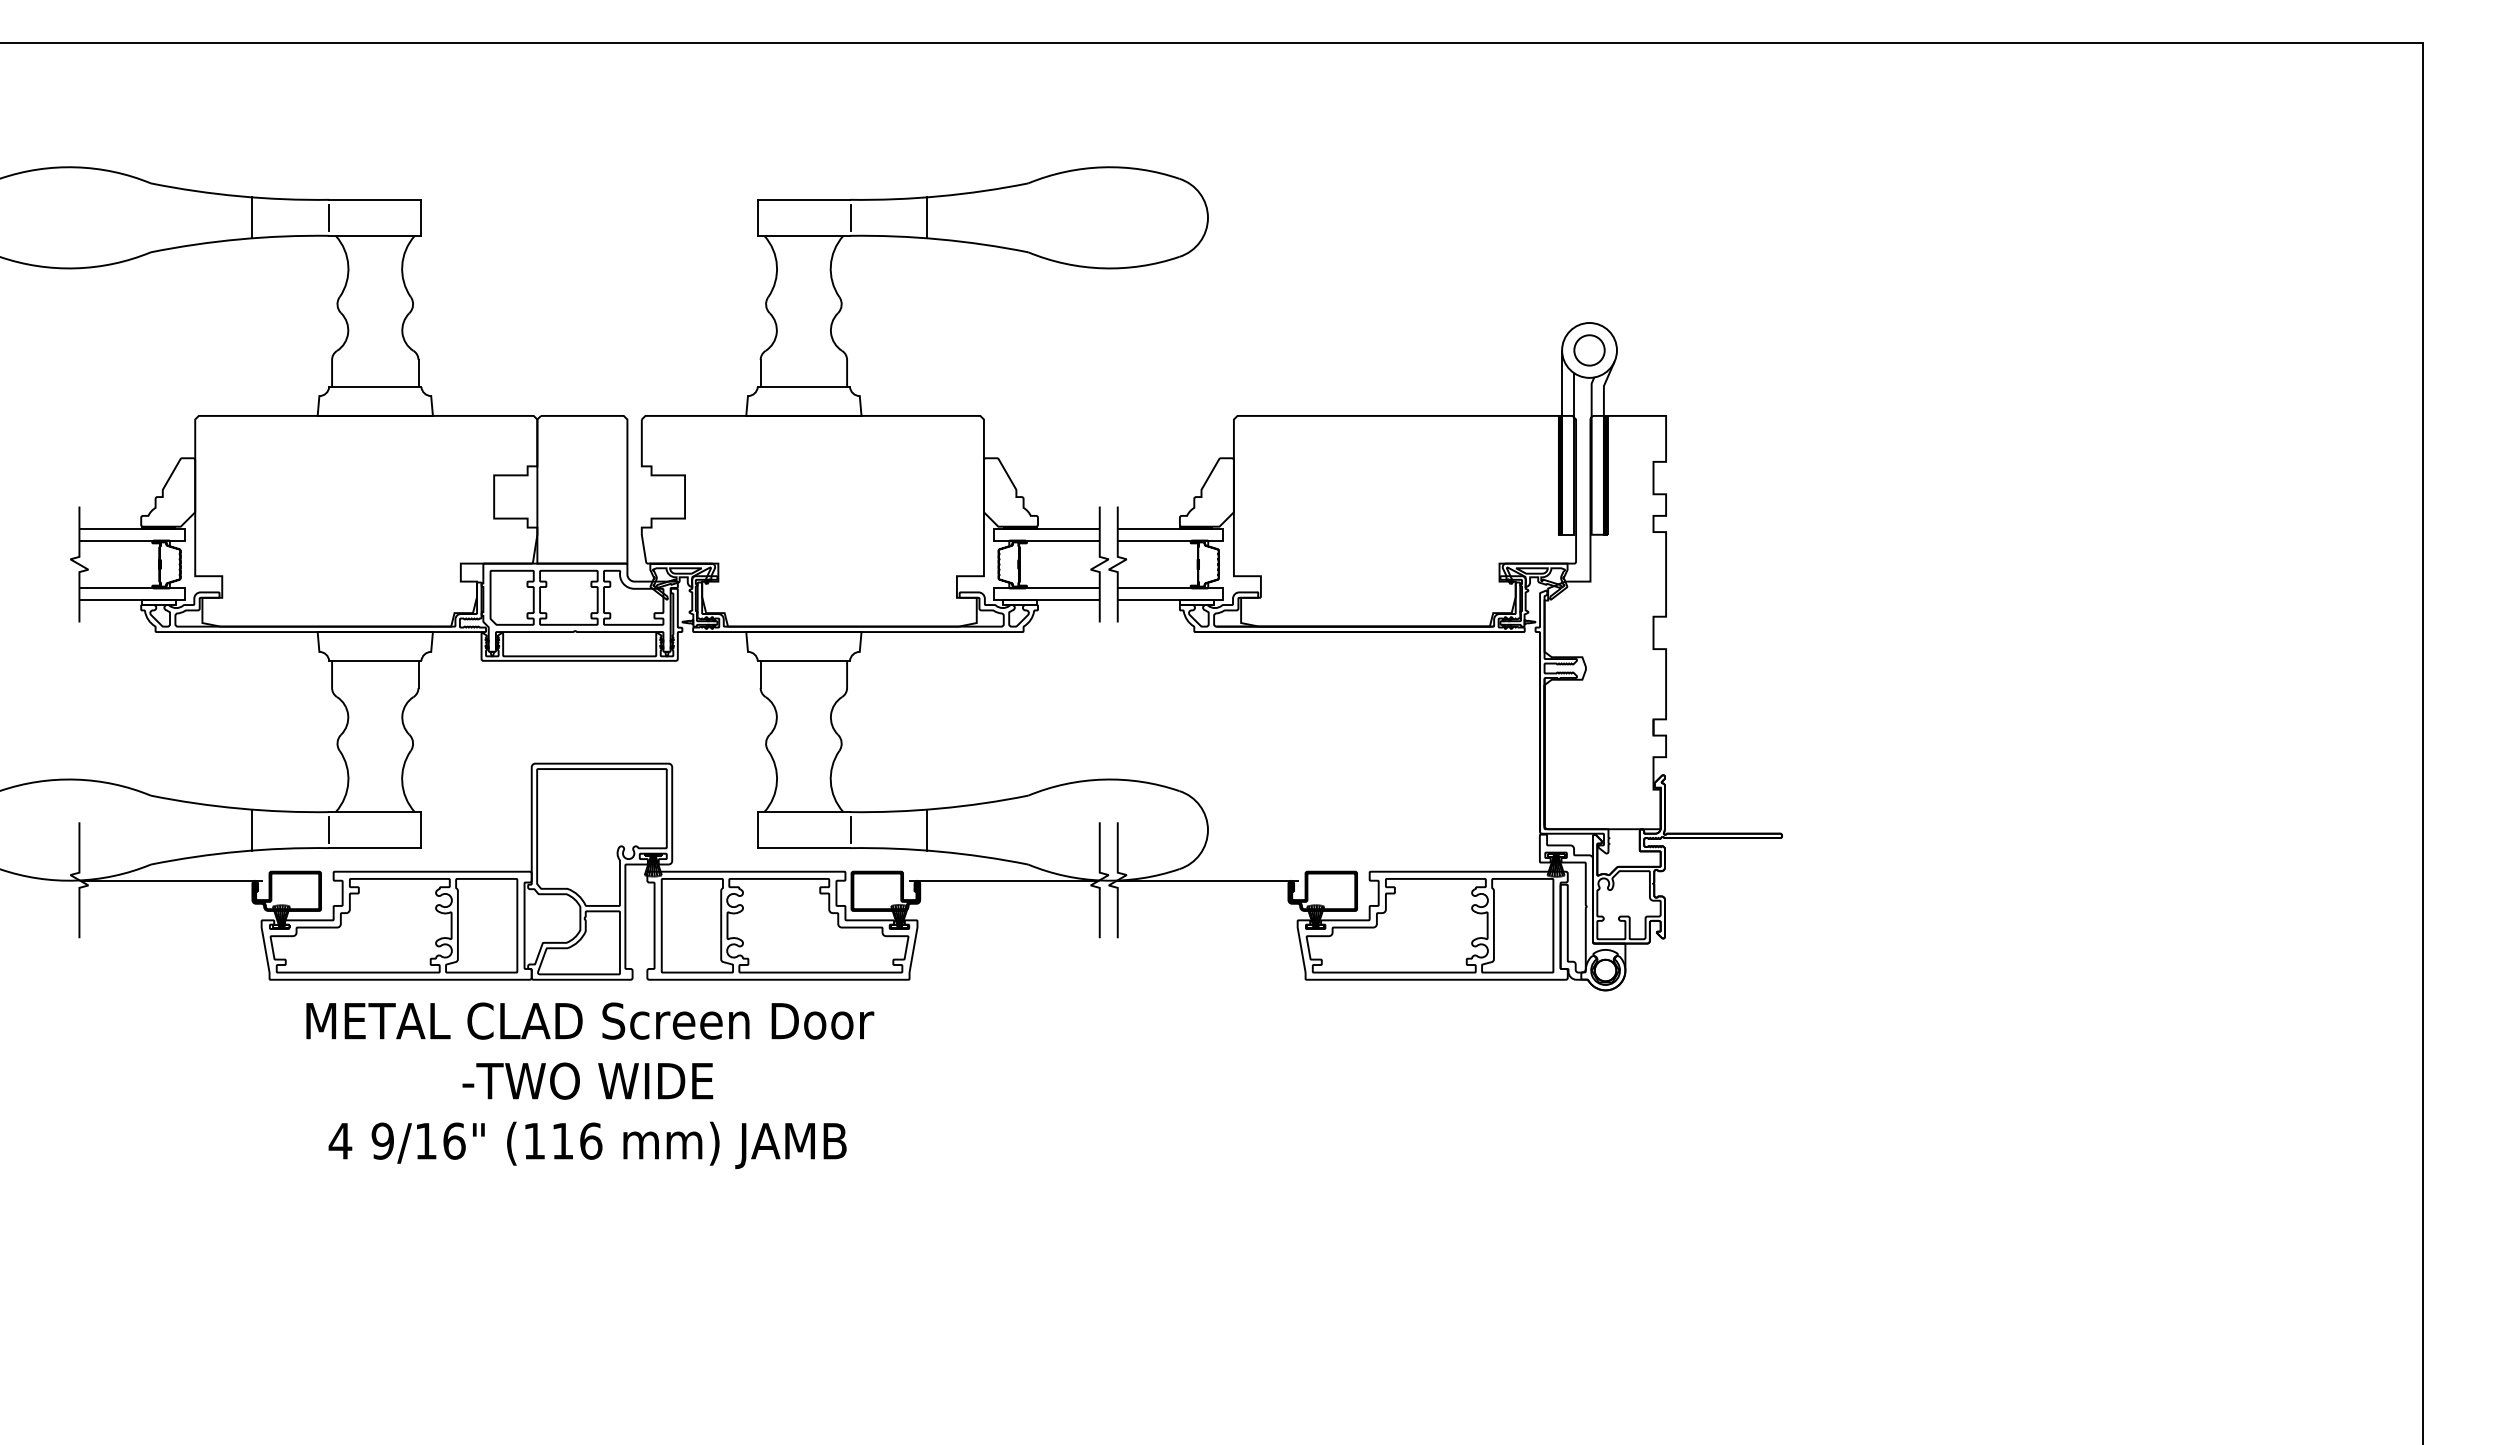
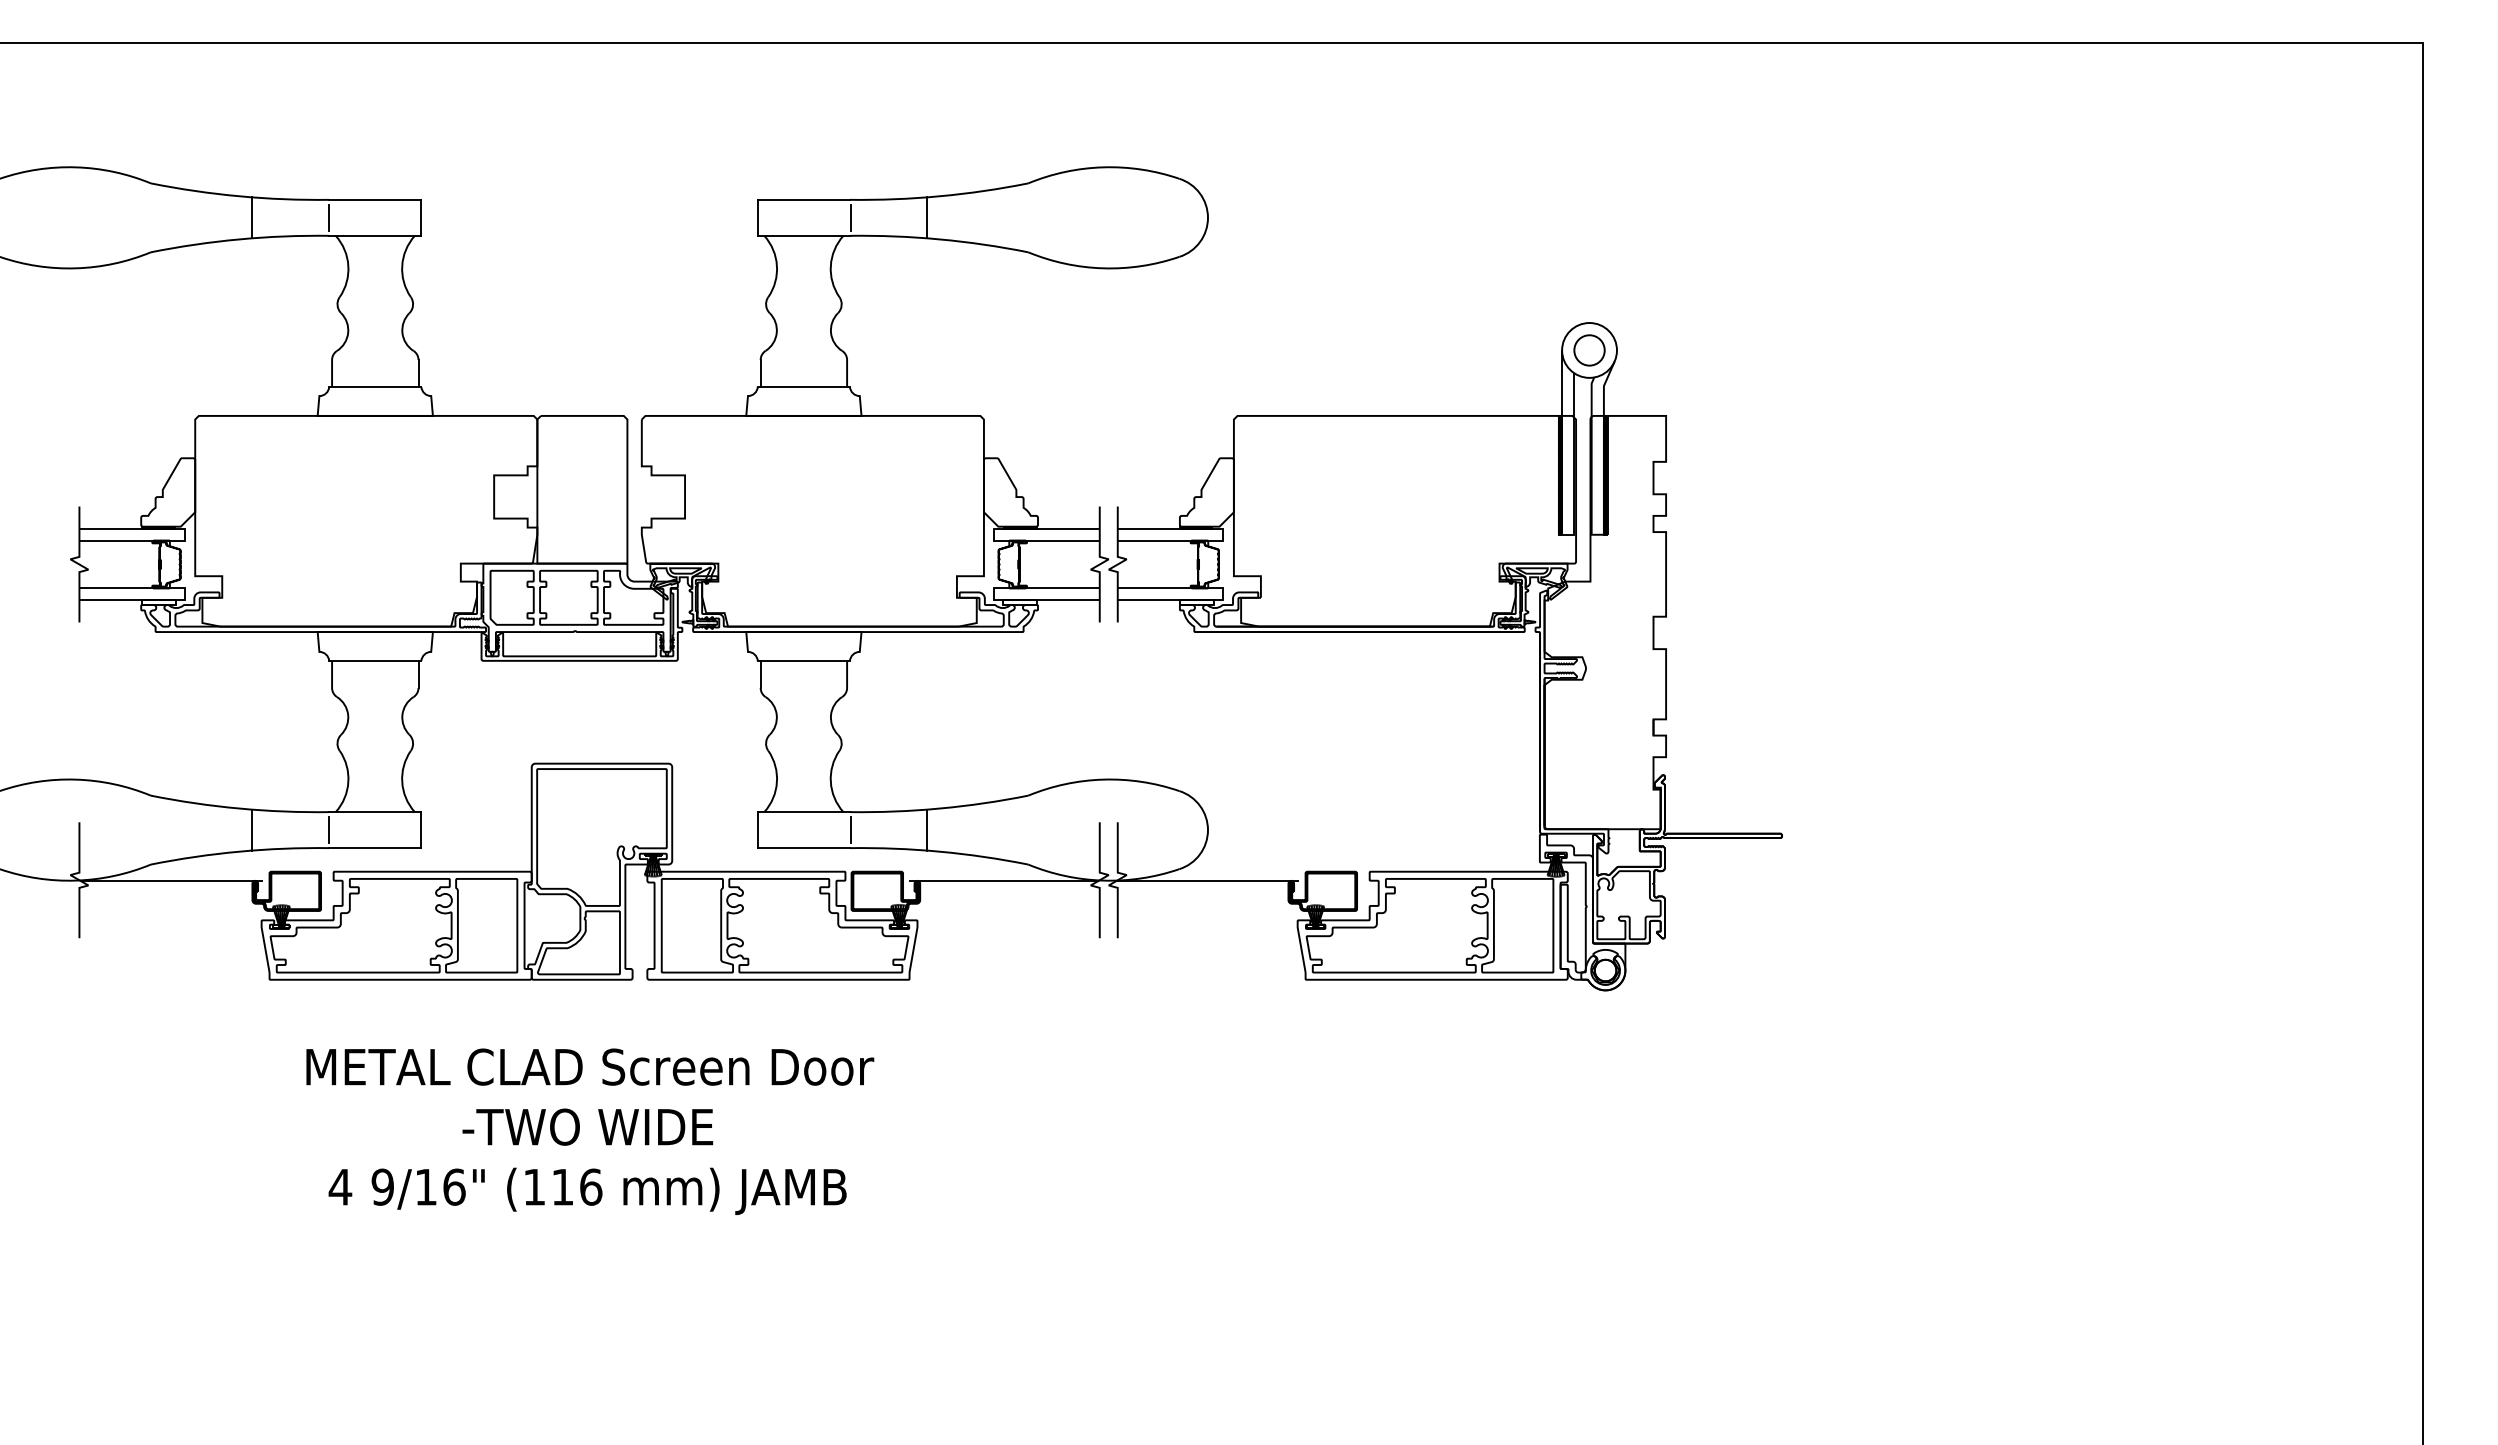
text position: (590, 1085) -> (590, 1131) (590, 1131)
